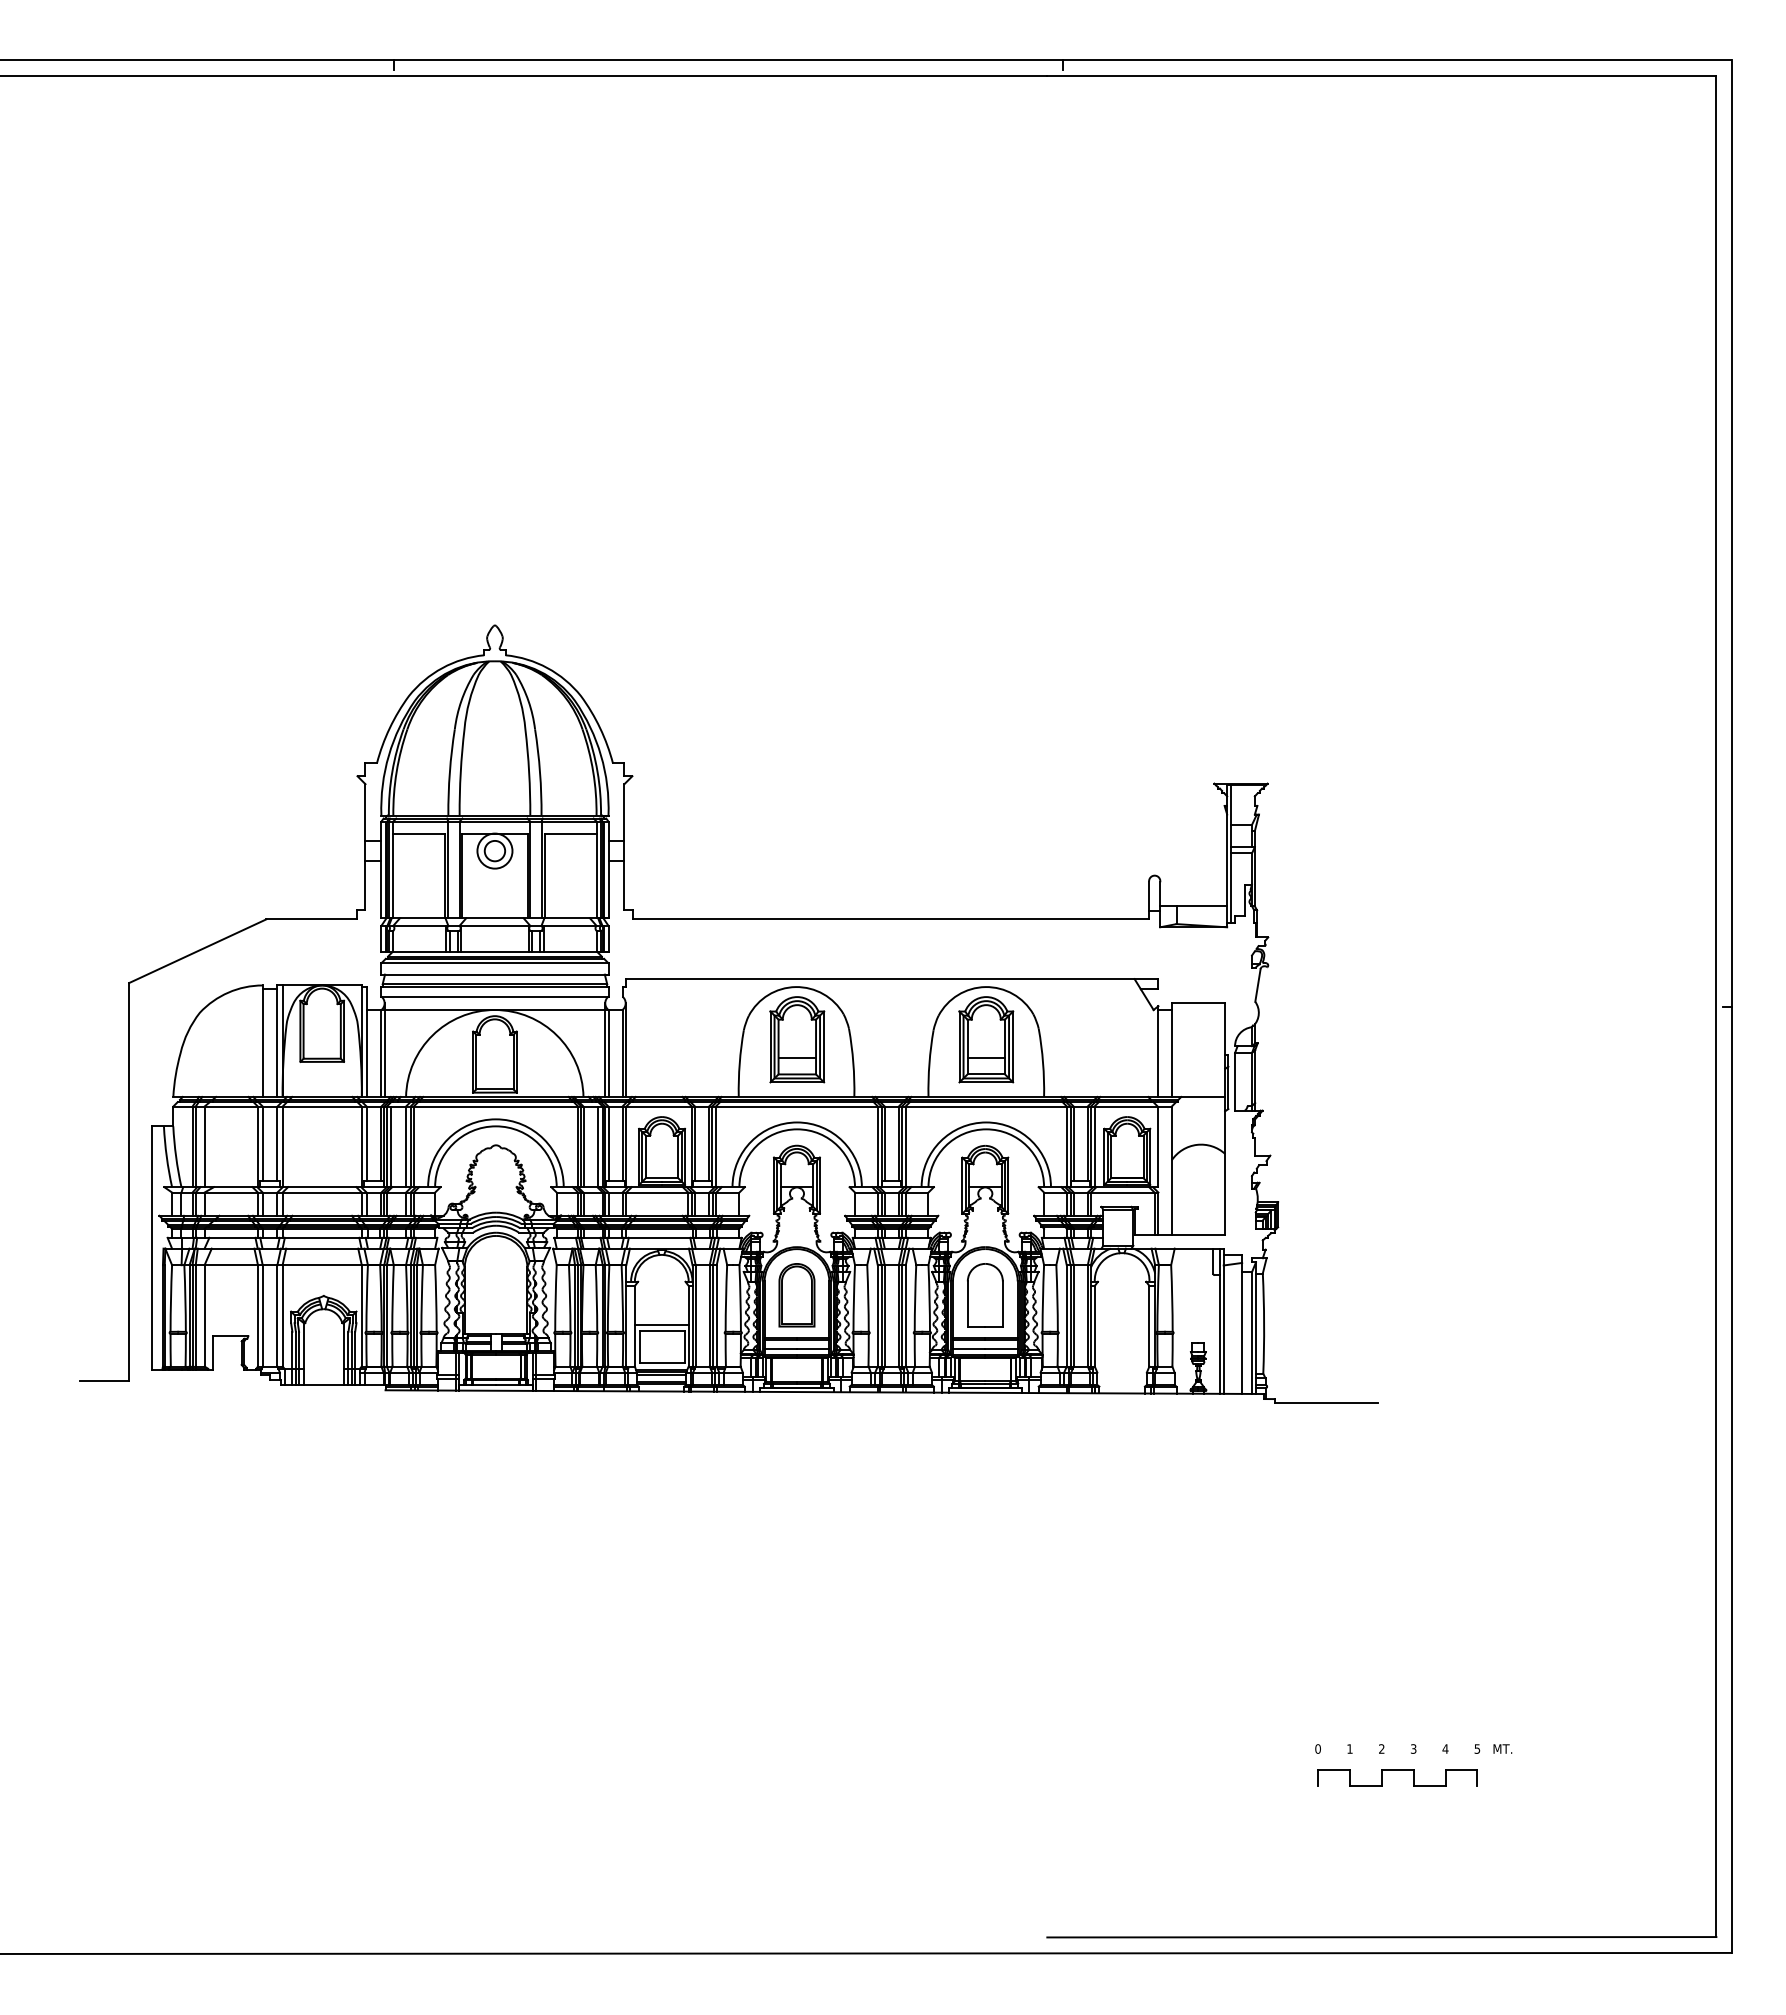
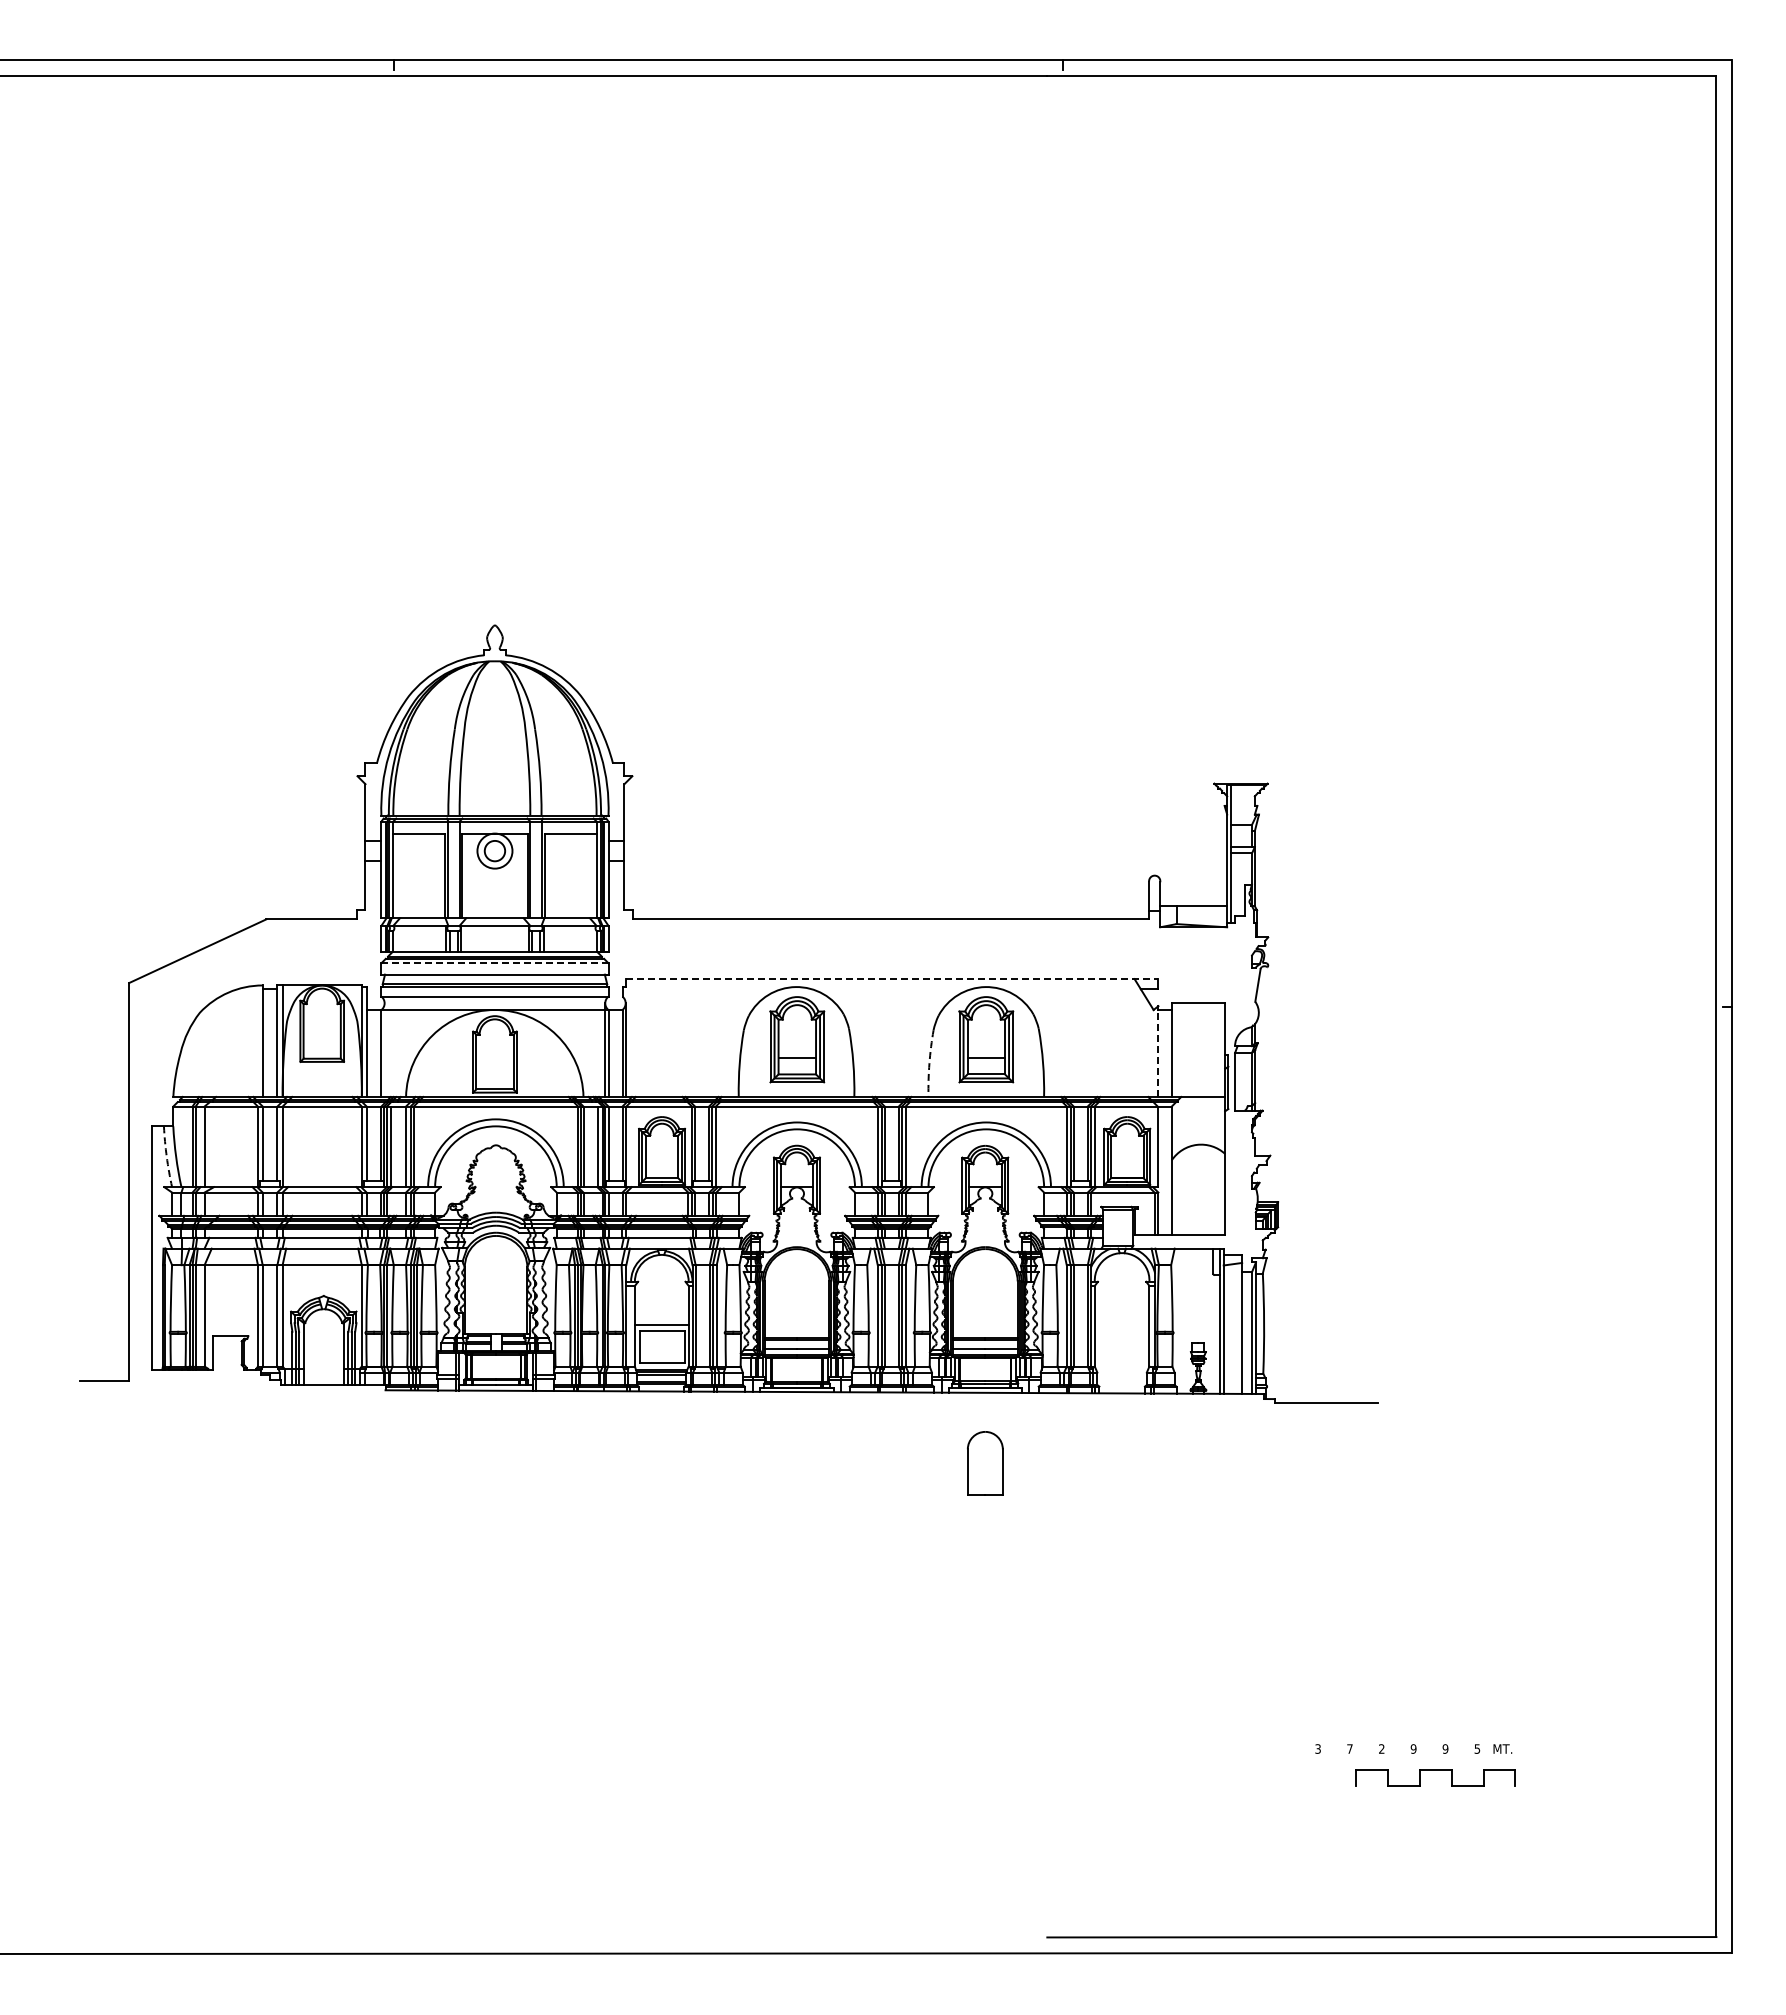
line: solid -> dashed (494, 963)
line: solid -> dashed (892, 979)
line: present -> none (384, 1049)
line: solid -> dashed (1158, 1053)
arc: solid -> dashed (929, 1063)
arc: solid -> dashed (166, 1156)
part: present -> none (796, 1295)
part position: (985, 1295) -> (985, 1463) (985, 1463)
text: 0 -> 3 (1317, 1748)
text: 1 -> 7 (1349, 1748)
text: 3 -> 9 (1413, 1748)
text: 4 -> 9 (1445, 1748)
part position: (1397, 1770) -> (1435, 1770) (1435, 1770)
